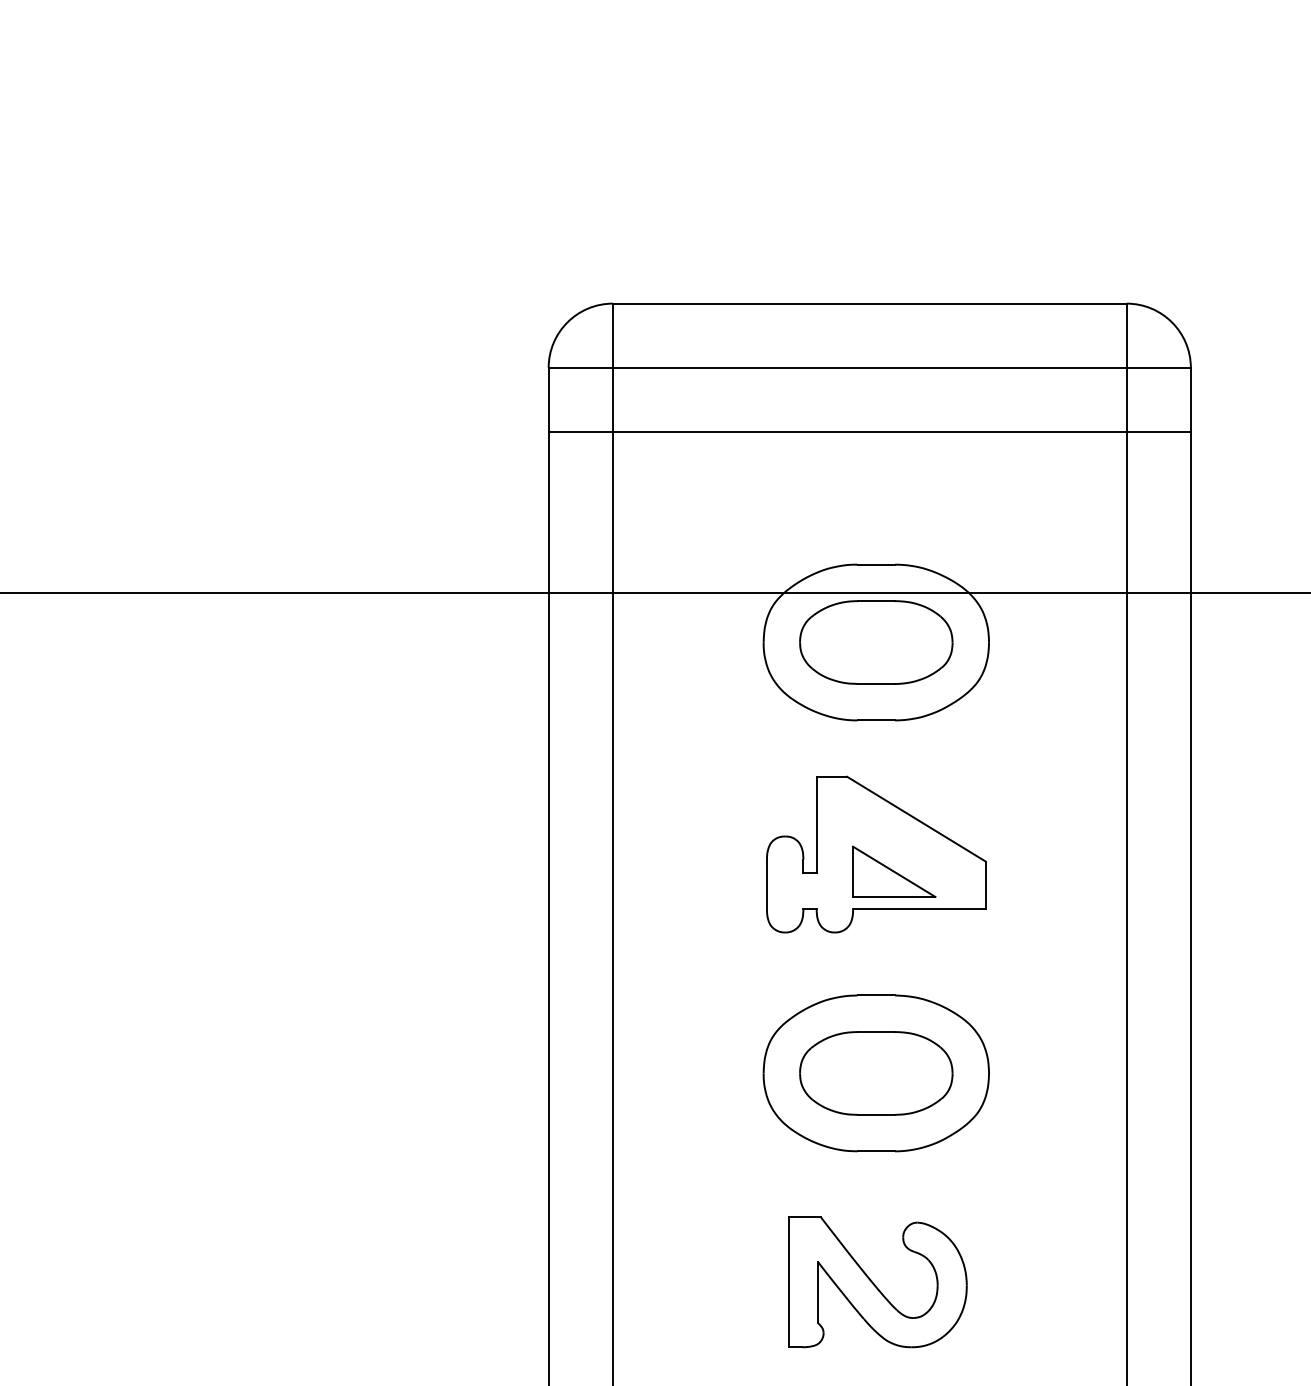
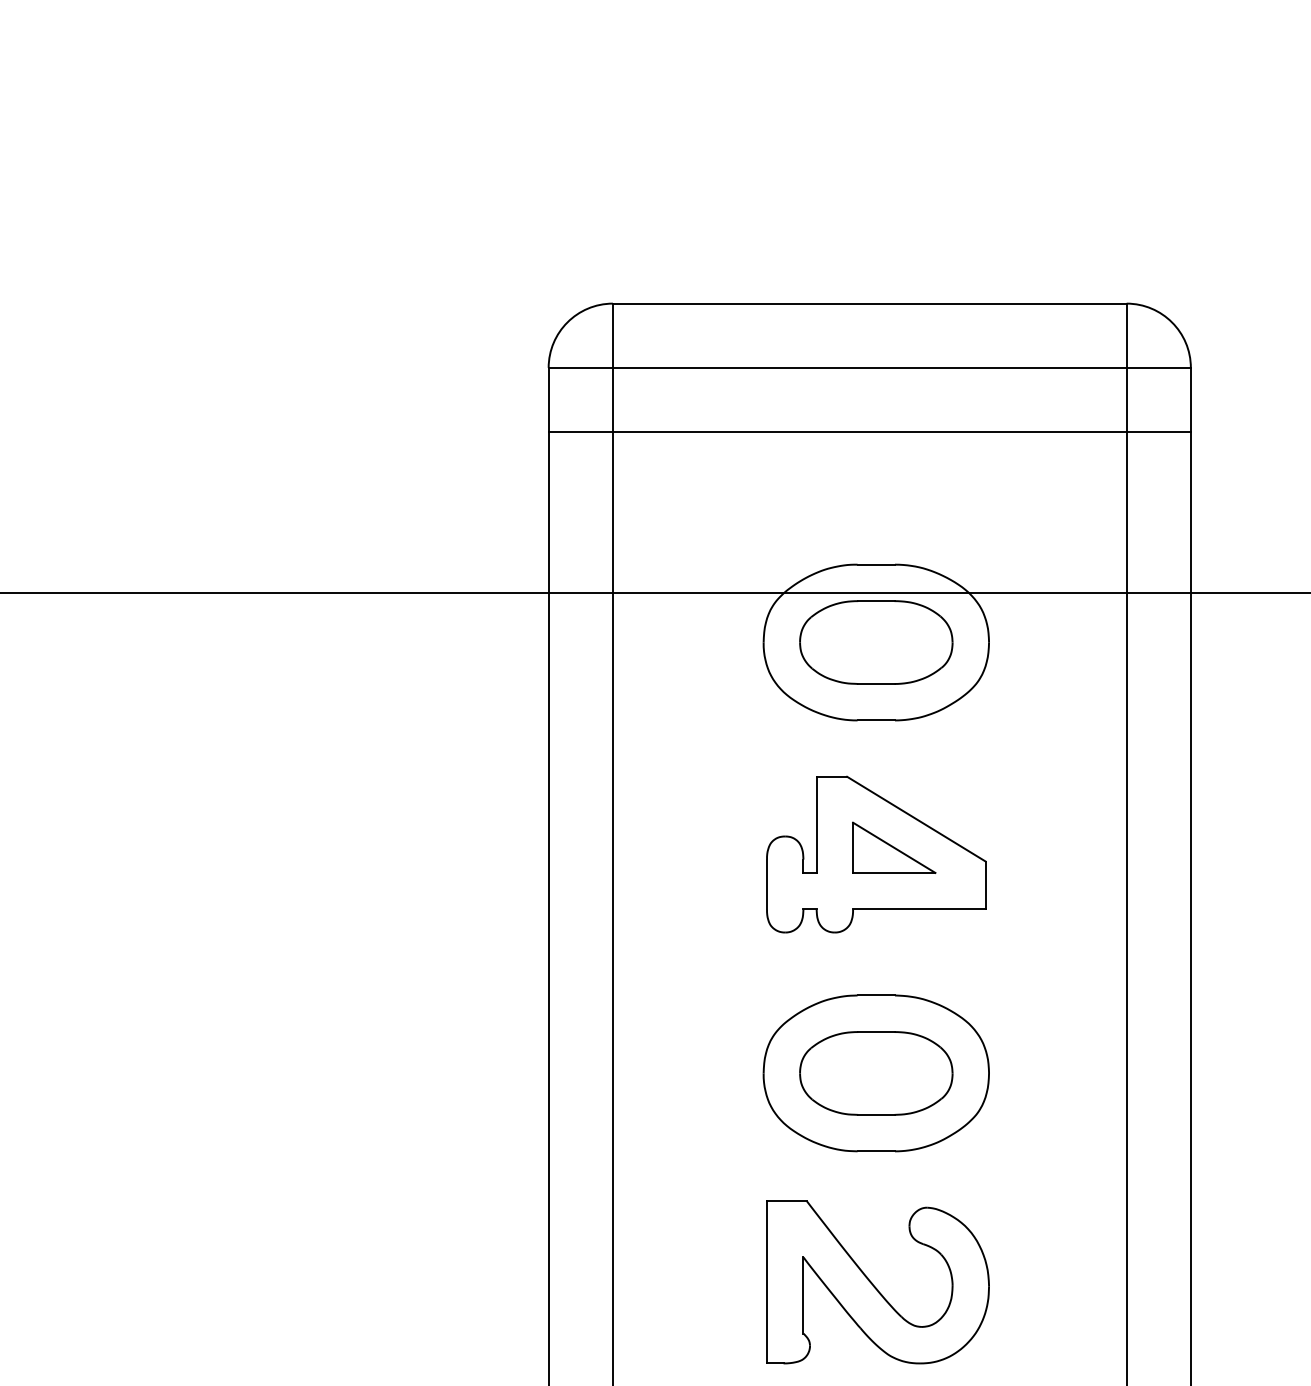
part position: (894, 871) -> (894, 847) (894, 847)
part size: 180x133 px -> 224x165 px (877, 1282)
